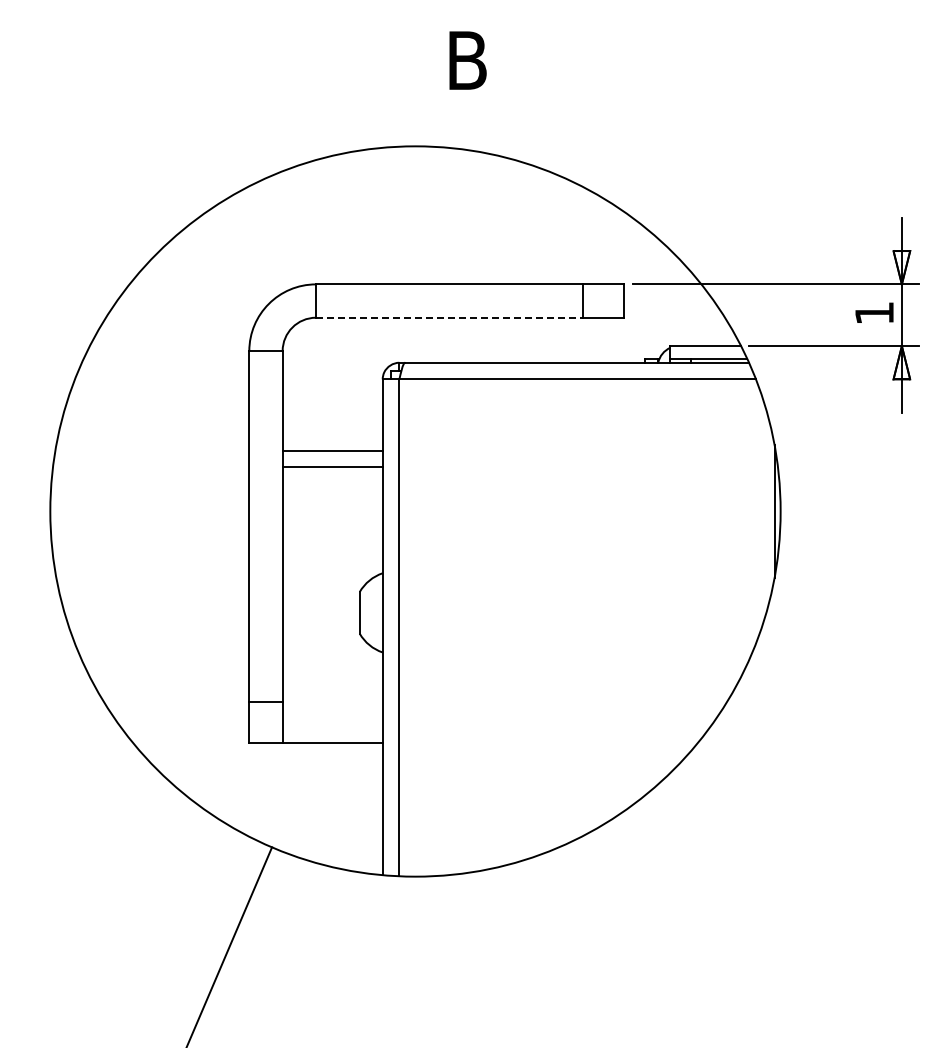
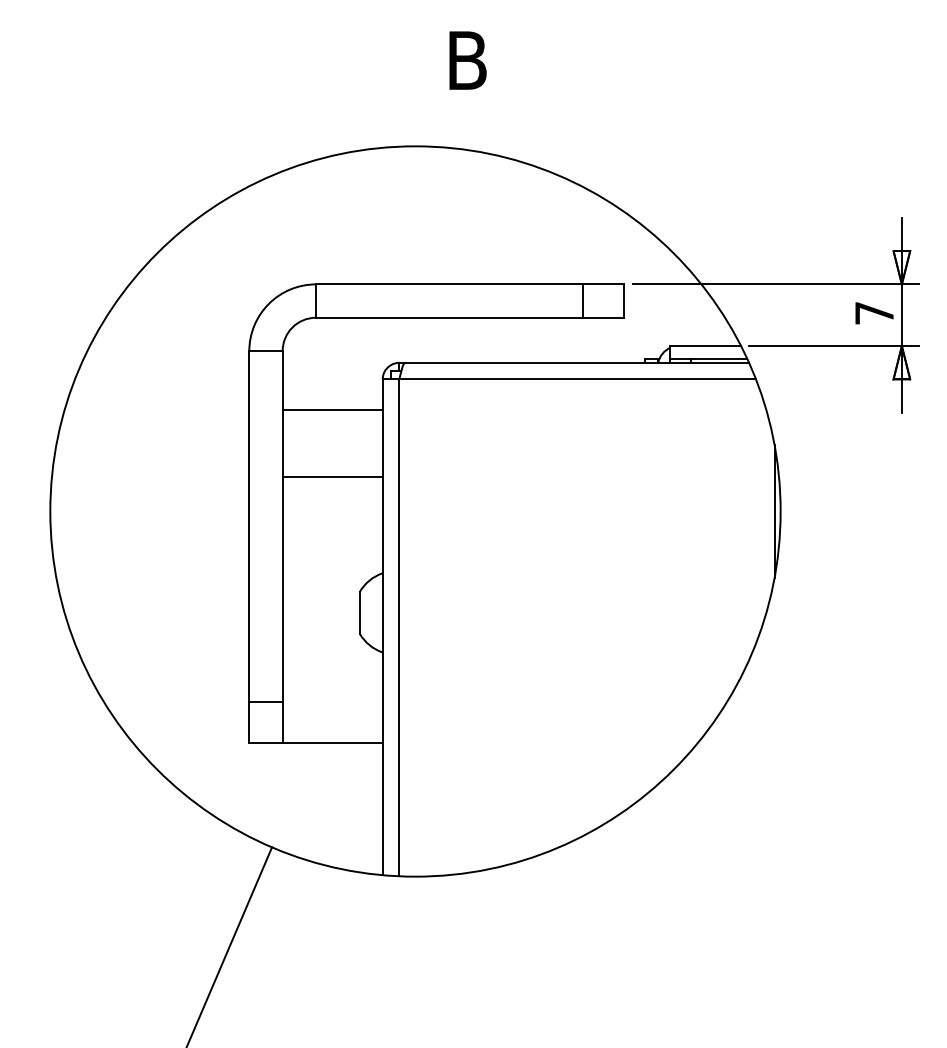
text: 1 -> 7 (874, 313)
line: dashed -> solid (449, 317)
line position: (332, 450) -> (332, 409) (332, 409)
line position: (332, 466) -> (332, 476) (332, 476)
